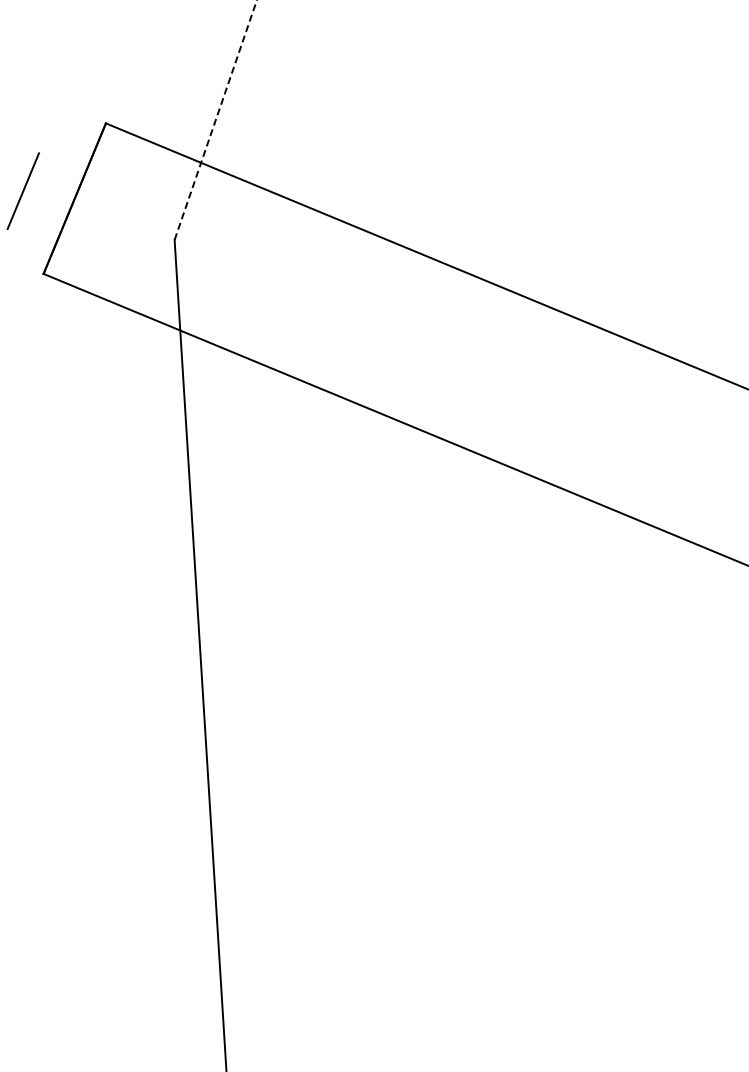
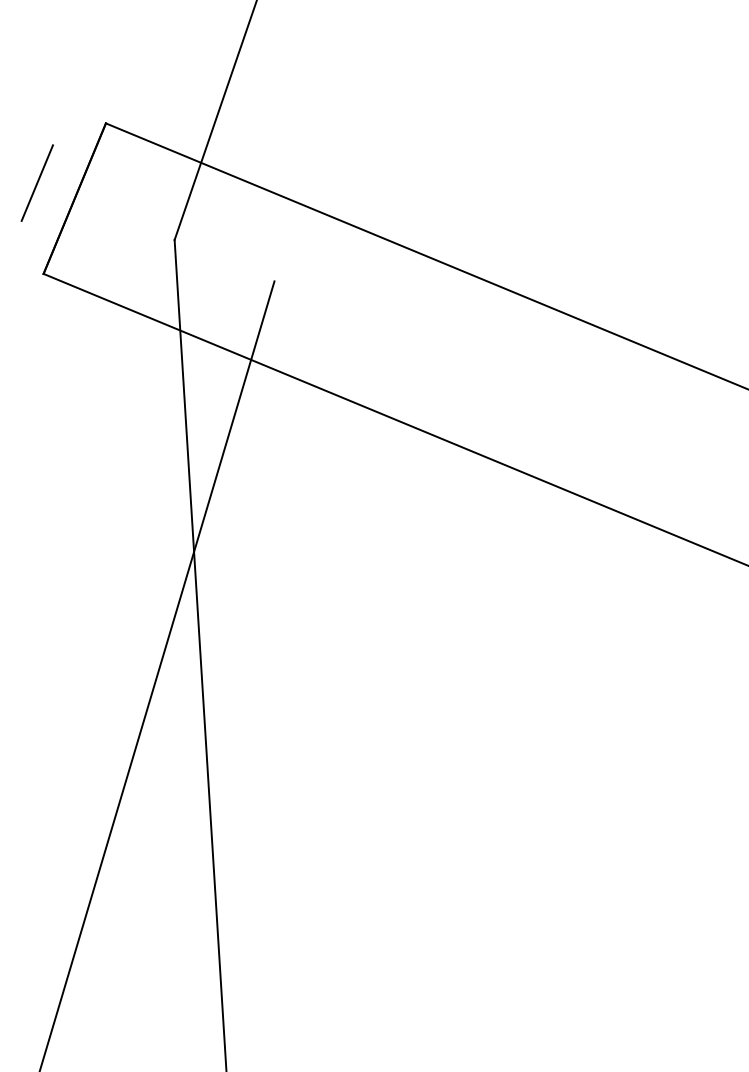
line: dashed -> solid (215, 119)
line position: (22, 190) -> (36, 182) (36, 182)
line: none -> present (157, 674)
